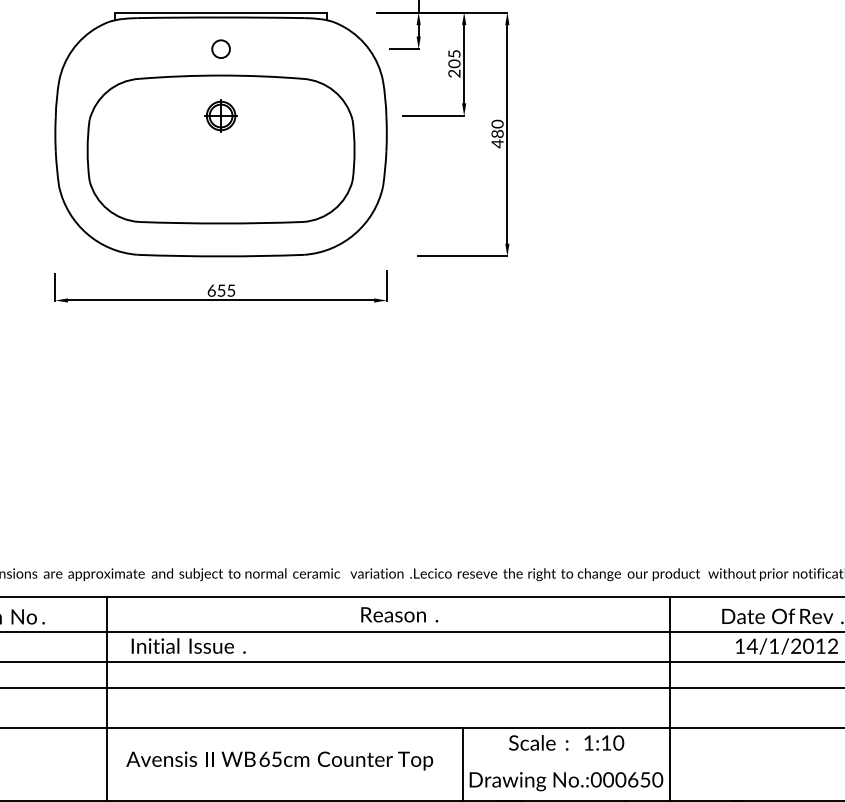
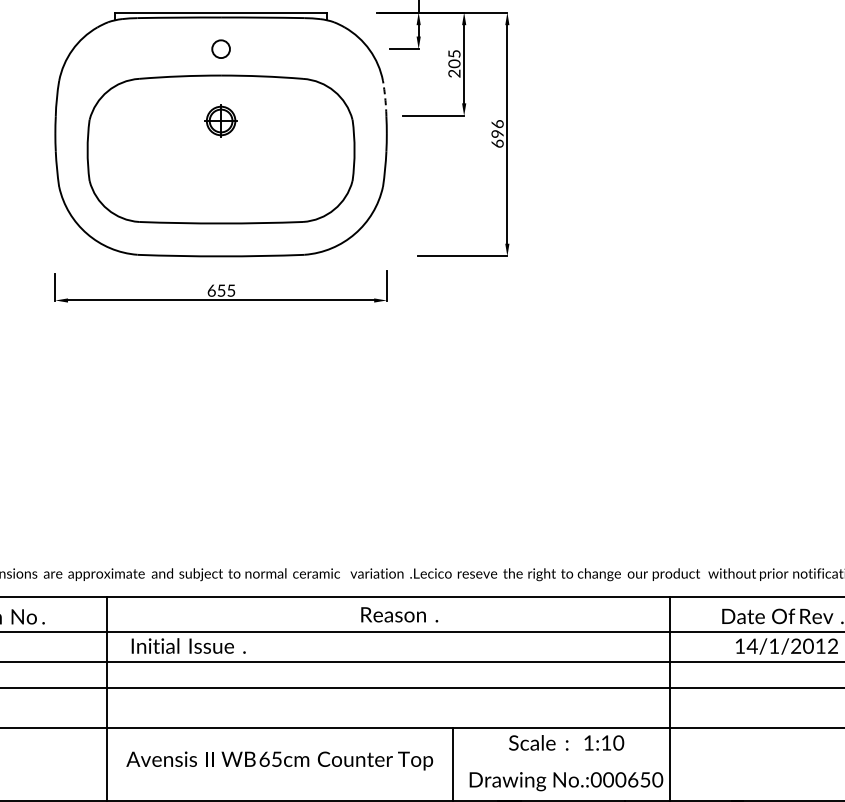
arc: solid -> dashed (385, 98)
part position: (220, 115) -> (220, 120) (220, 120)
text: 480 -> 696 (497, 133)
line position: (463, 762) -> (453, 762) (453, 762)
